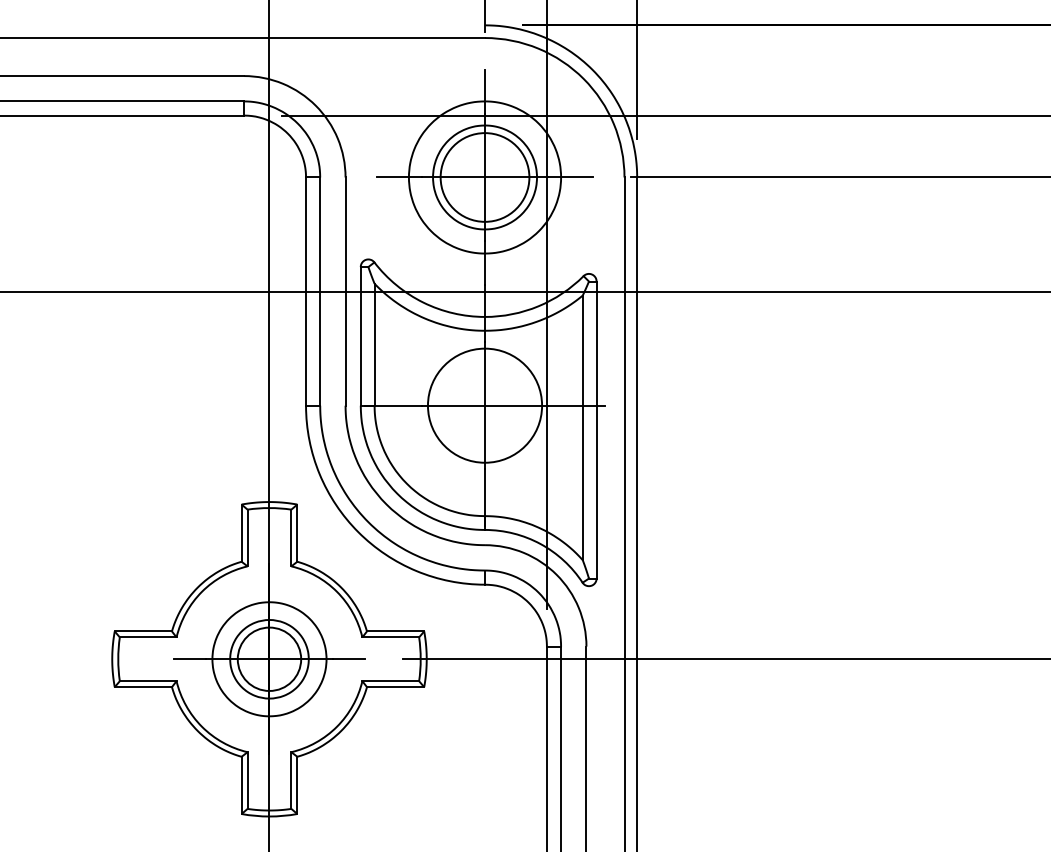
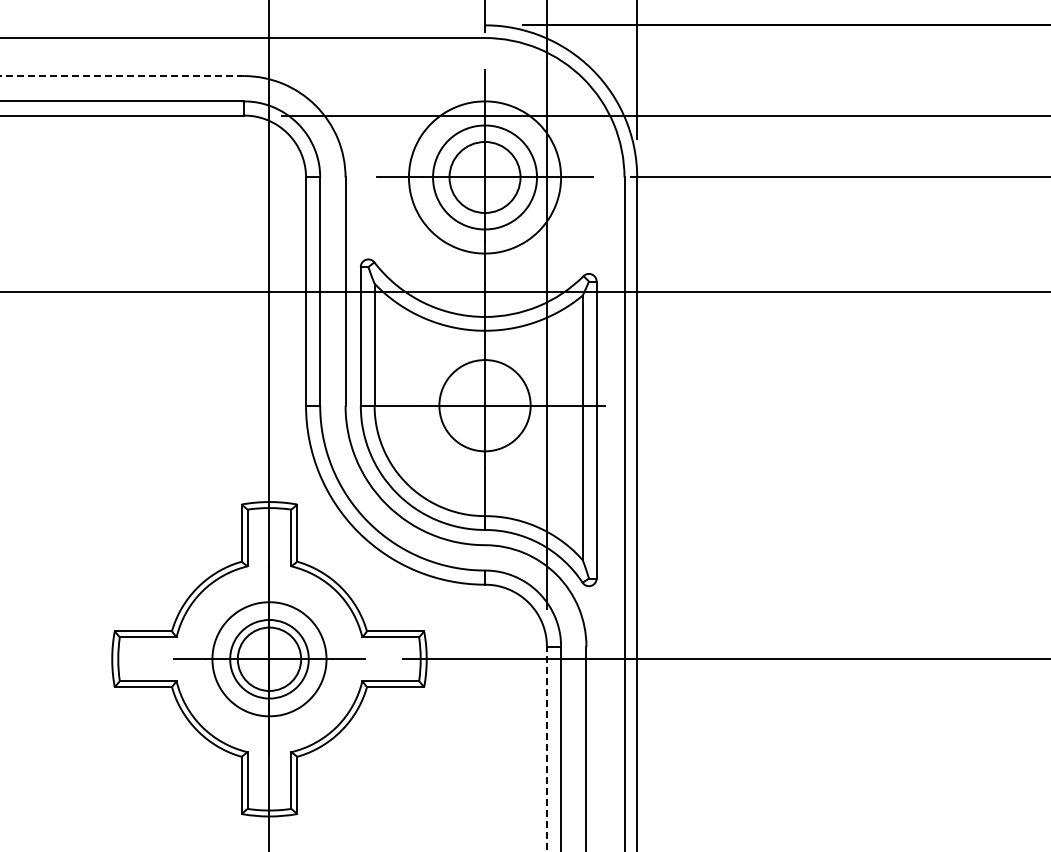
line: solid -> dashed (122, 76)
circle diameter: 89 px -> 71 px (484, 176)
circle diameter: 114 px -> 91 px (484, 405)
line: solid -> dashed (546, 748)
